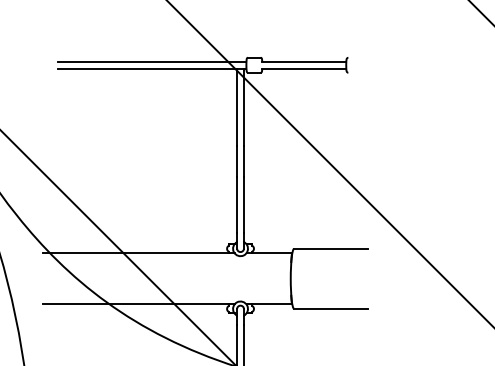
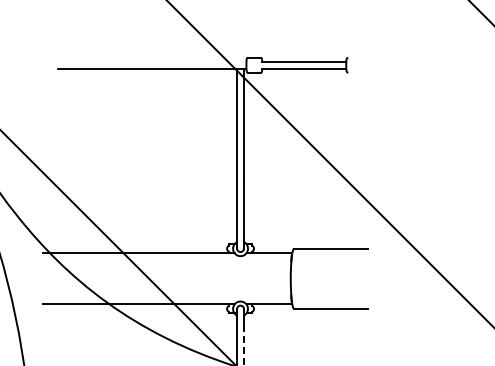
line: present -> none (152, 61)
line: solid -> dashed (243, 345)
